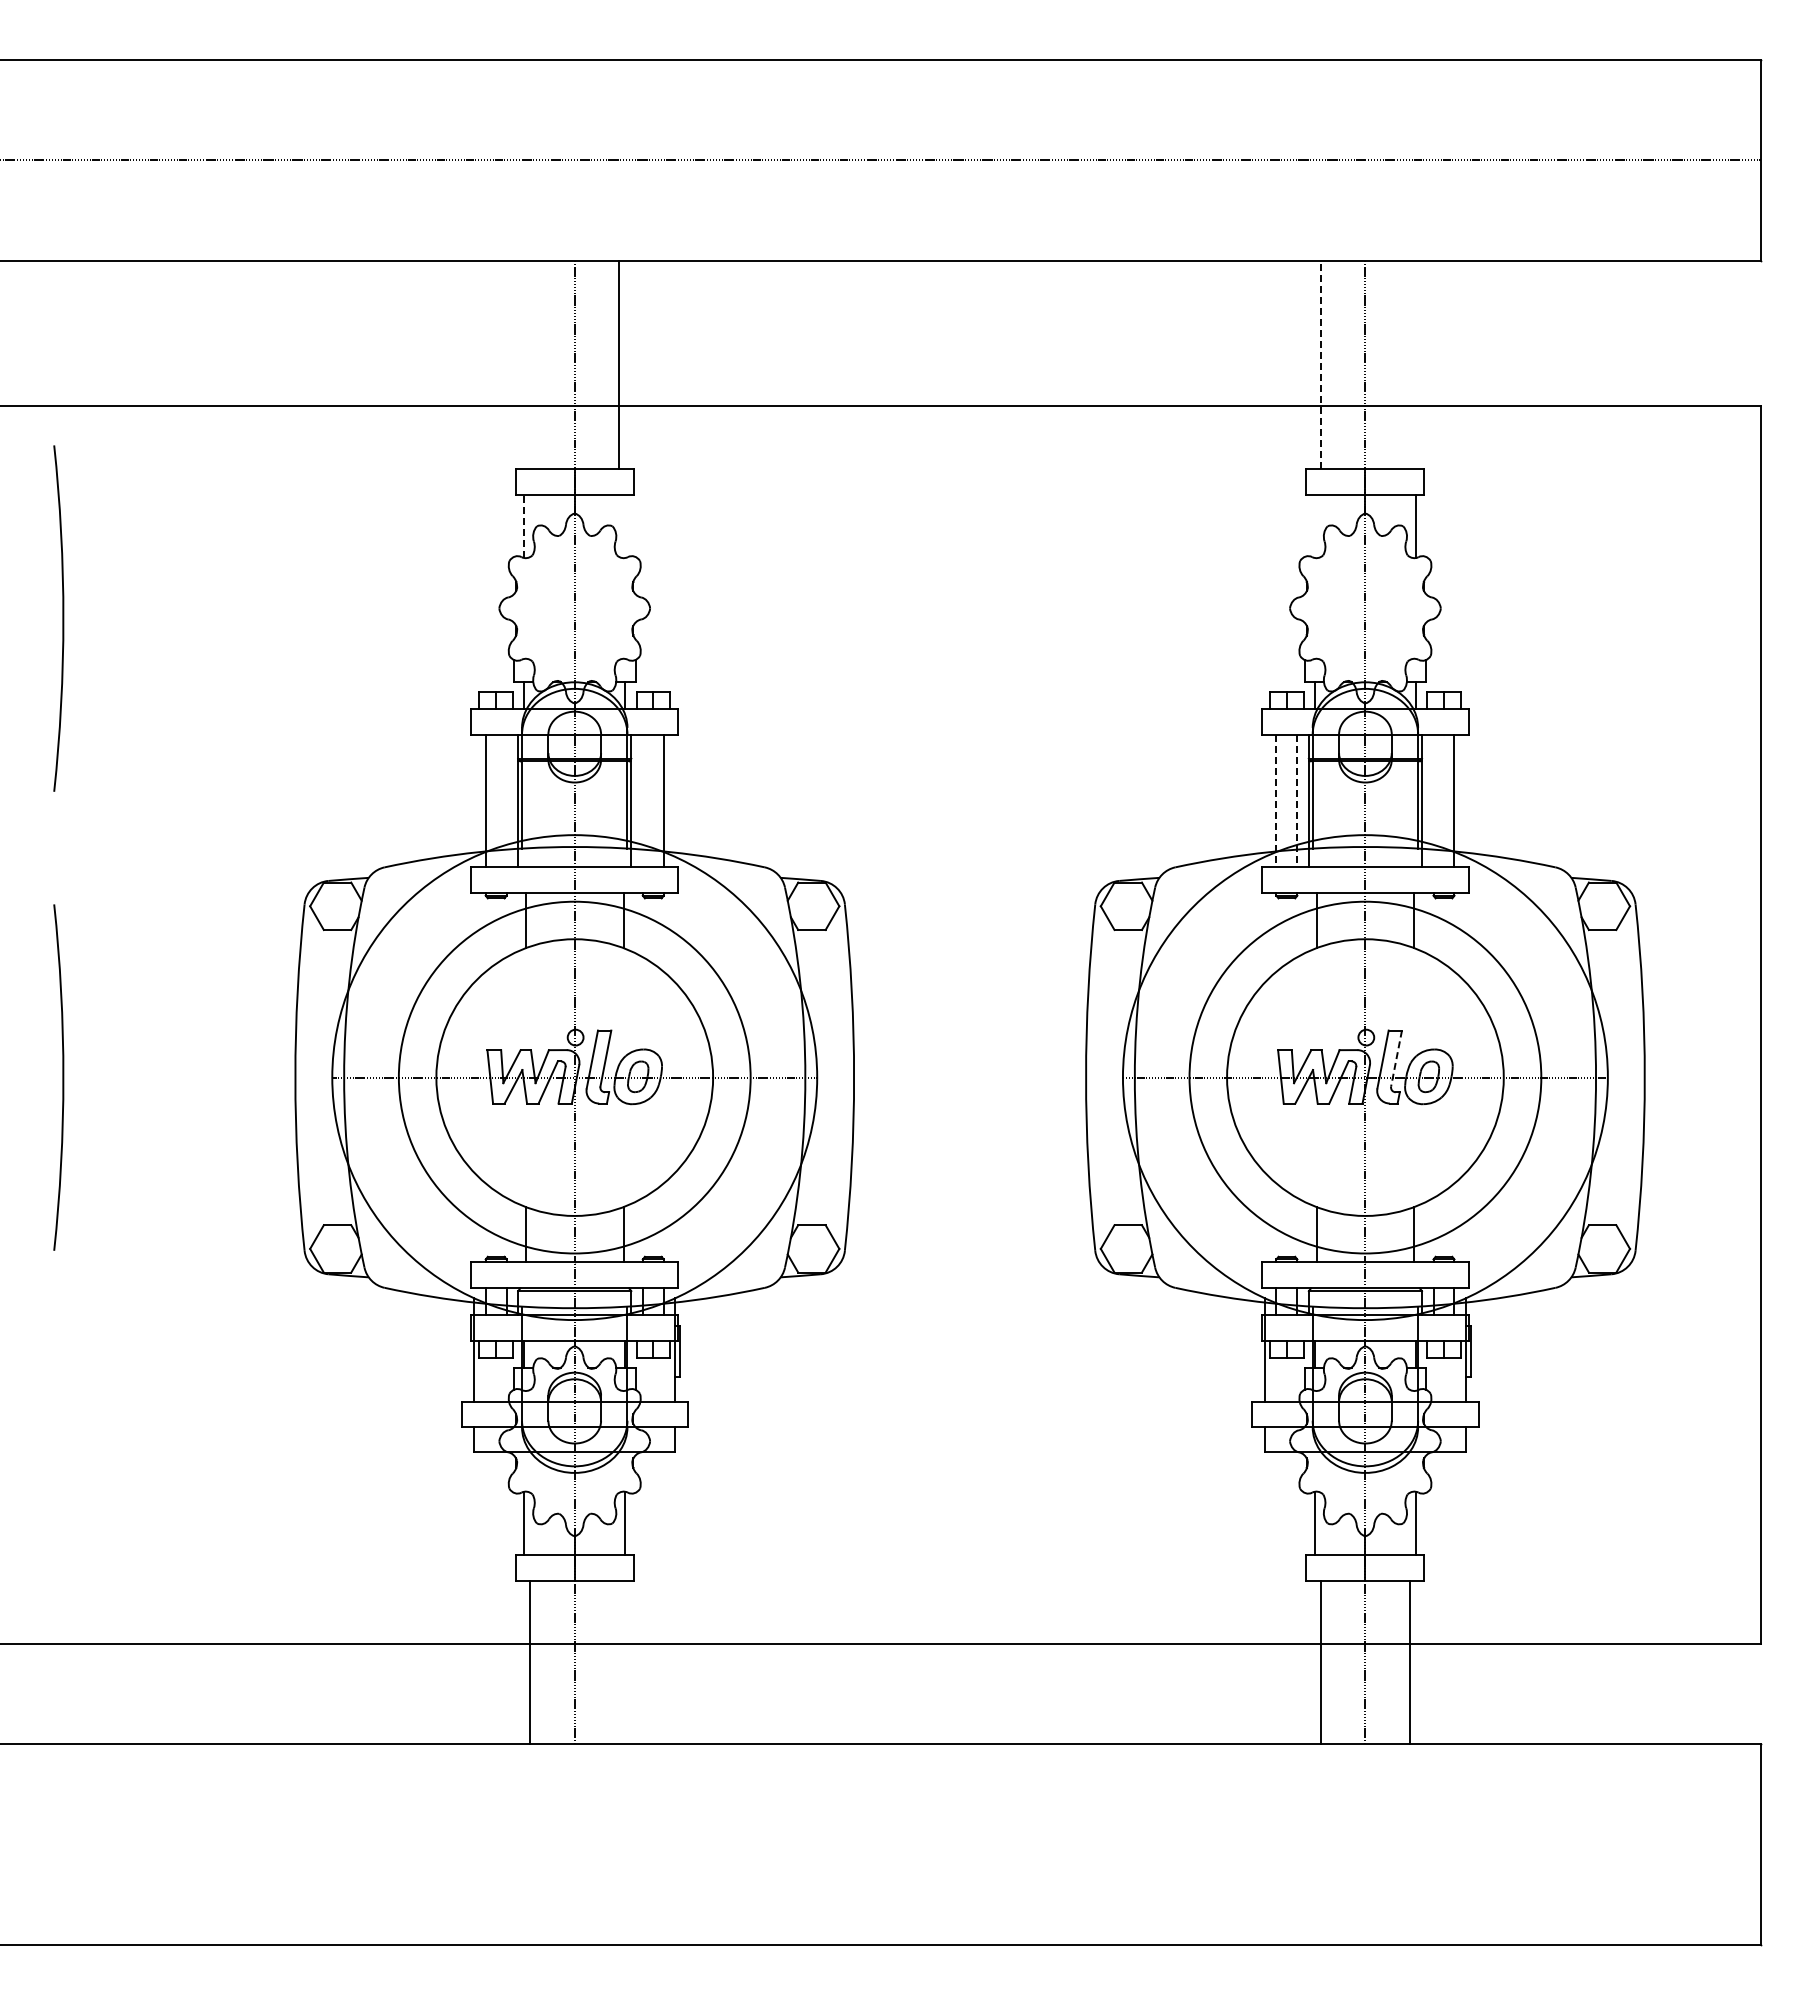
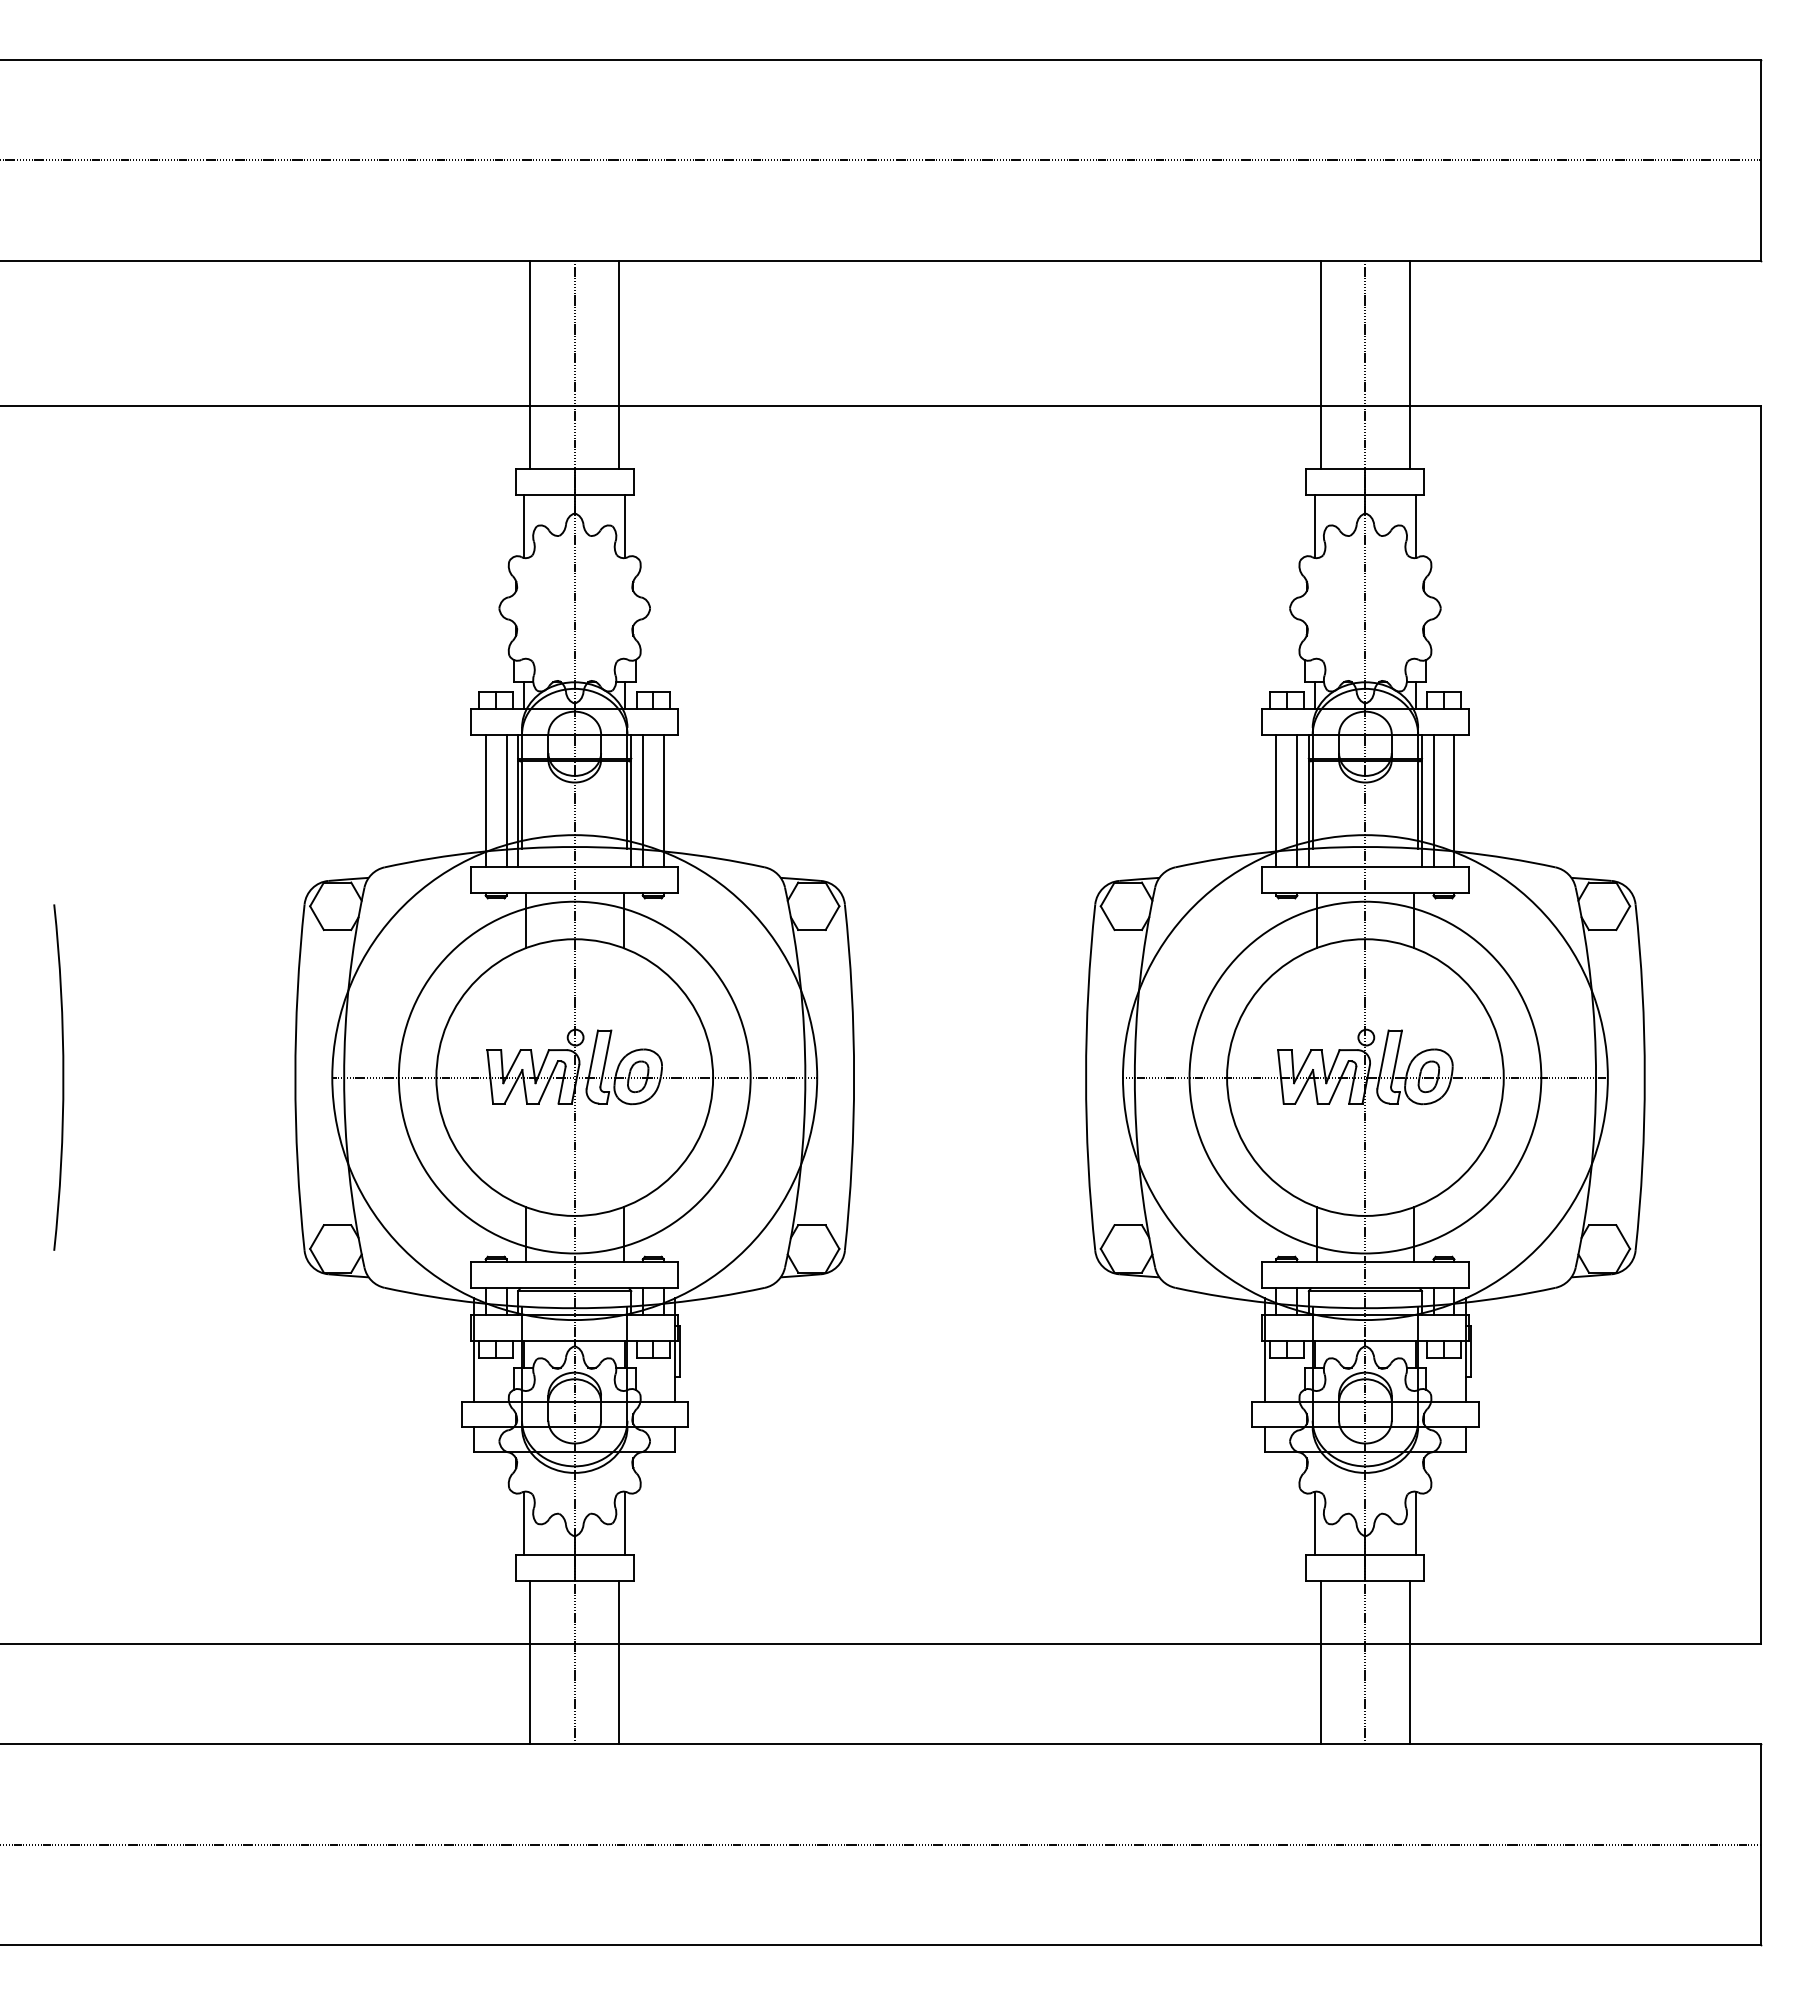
line: none -> present (530, 364)
line: dashed -> solid (1321, 364)
line: none -> present (1409, 364)
line: dashed -> solid (524, 526)
line: none -> present (625, 526)
line: none -> present (1315, 526)
arc: present -> none (62, 618)
line: none -> present (506, 800)
line: none -> present (642, 800)
line: dashed -> solid (1276, 800)
line: dashed -> solid (1297, 800)
line: none -> present (1433, 800)
line: dashed -> solid (1396, 1058)
line: none -> present (619, 1662)
line: none -> present (881, 1844)
